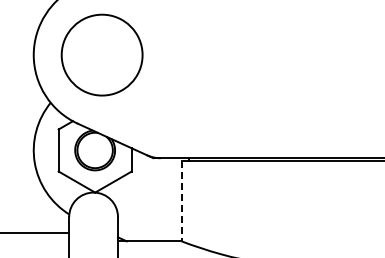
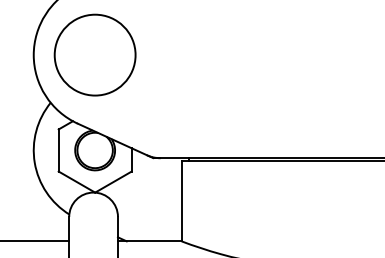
circle position: (101, 54) -> (94, 54) (94, 54)
line: dashed -> solid (181, 201)
line position: (35, 233) -> (35, 241) (35, 241)
